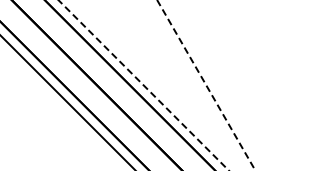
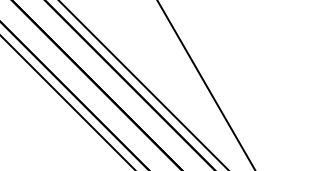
line: dashed -> solid (143, 85)
line: dashed -> solid (206, 85)
